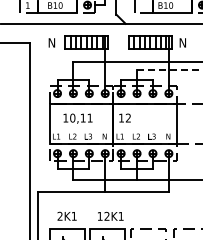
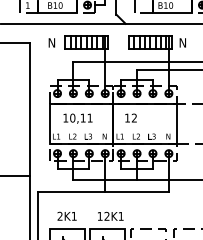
line: dashed -> solid (169, 69)
text position: (124, 117) -> (130, 117) (130, 117)
line: none -> present (16, 175)
